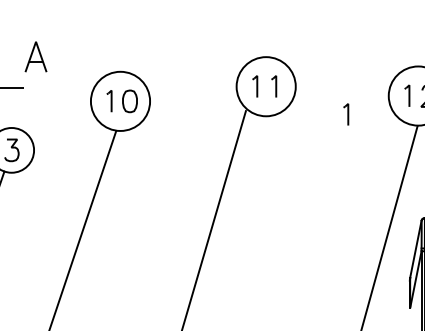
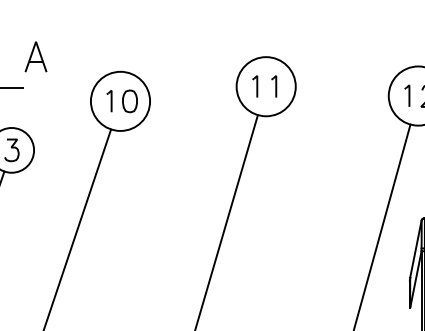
part: present -> none (346, 114)
line position: (213, 219) -> (226, 221) (226, 221)
line position: (389, 226) -> (382, 225) (382, 225)
line position: (83, 229) -> (77, 228) (77, 228)
